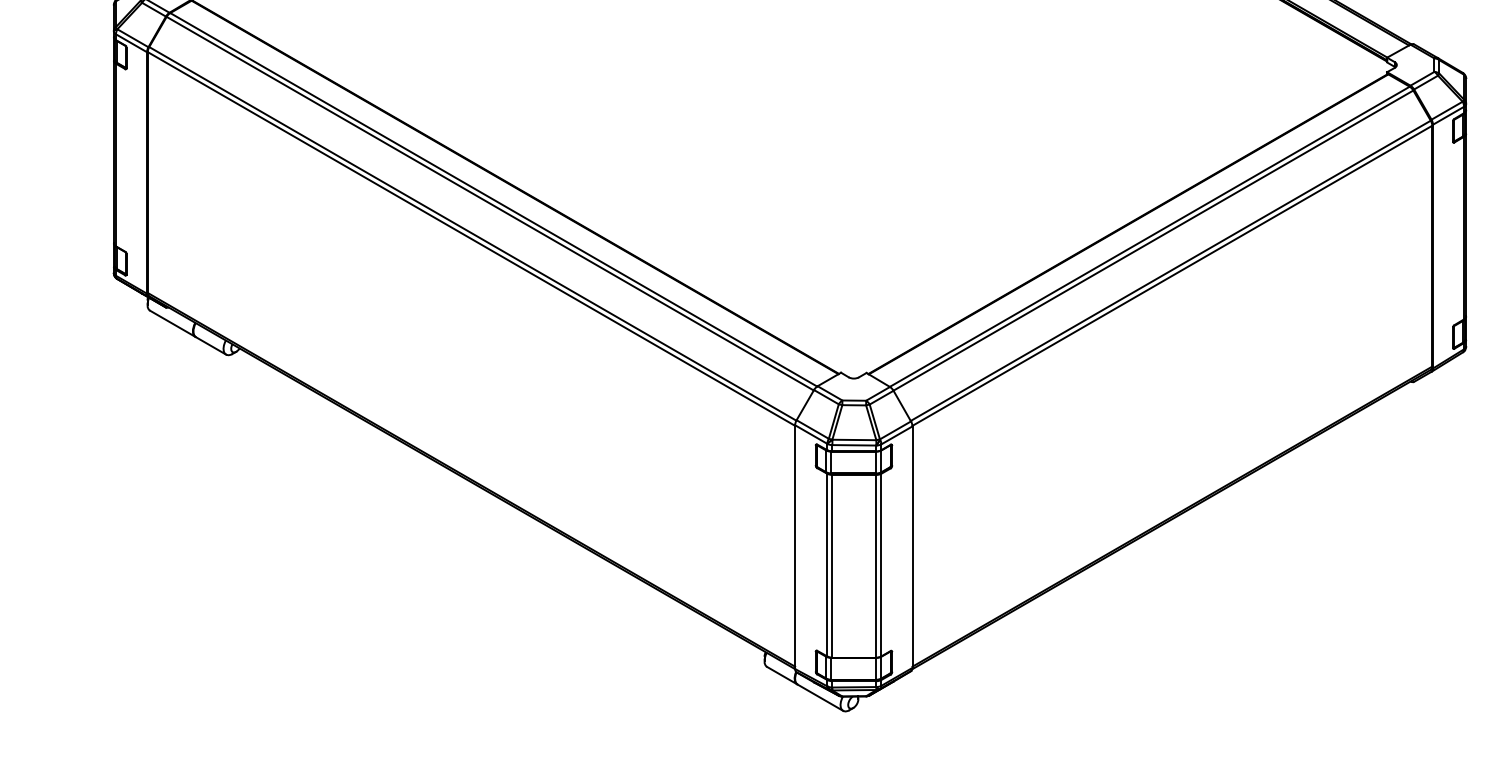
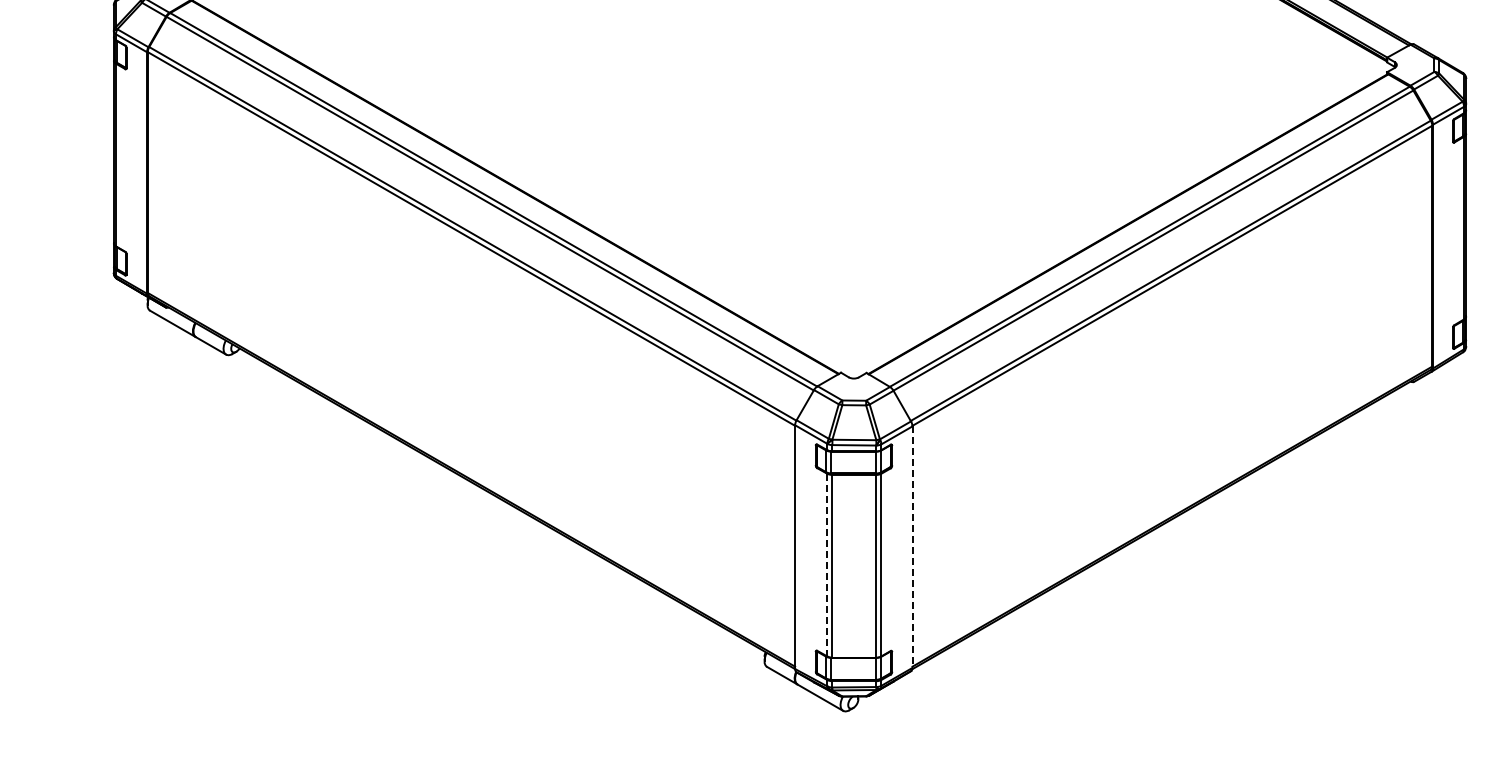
line: solid -> dashed (912, 547)
line: solid -> dashed (827, 565)
